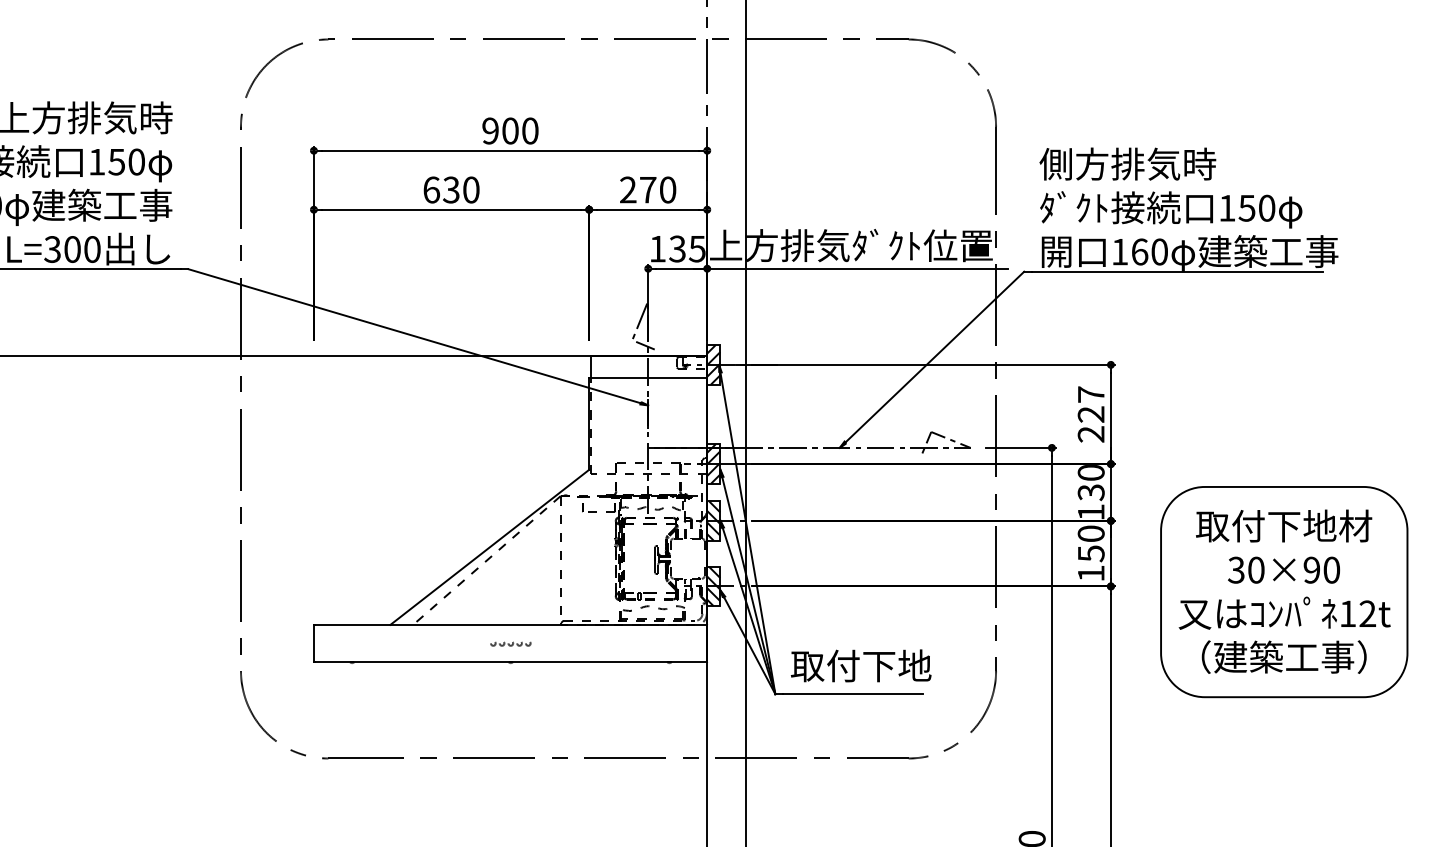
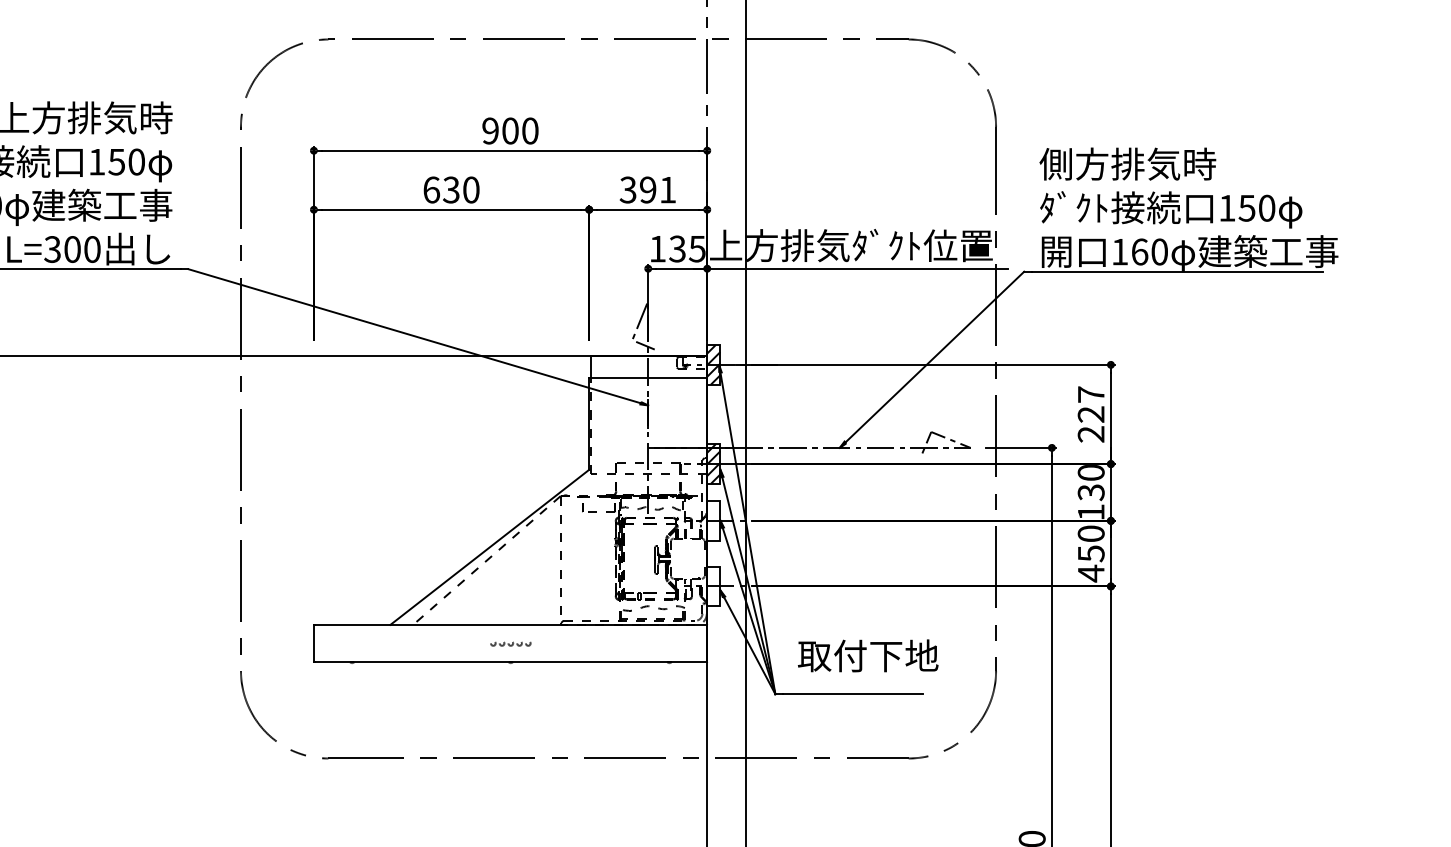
text: 270 -> 391 (647, 189)
hatch: present -> none (713, 520)
text: 150 -> 450 (1091, 573)
hatch: present -> none (713, 586)
part: present -> none (1284, 592)
text position: (861, 665) -> (868, 655) (868, 655)
